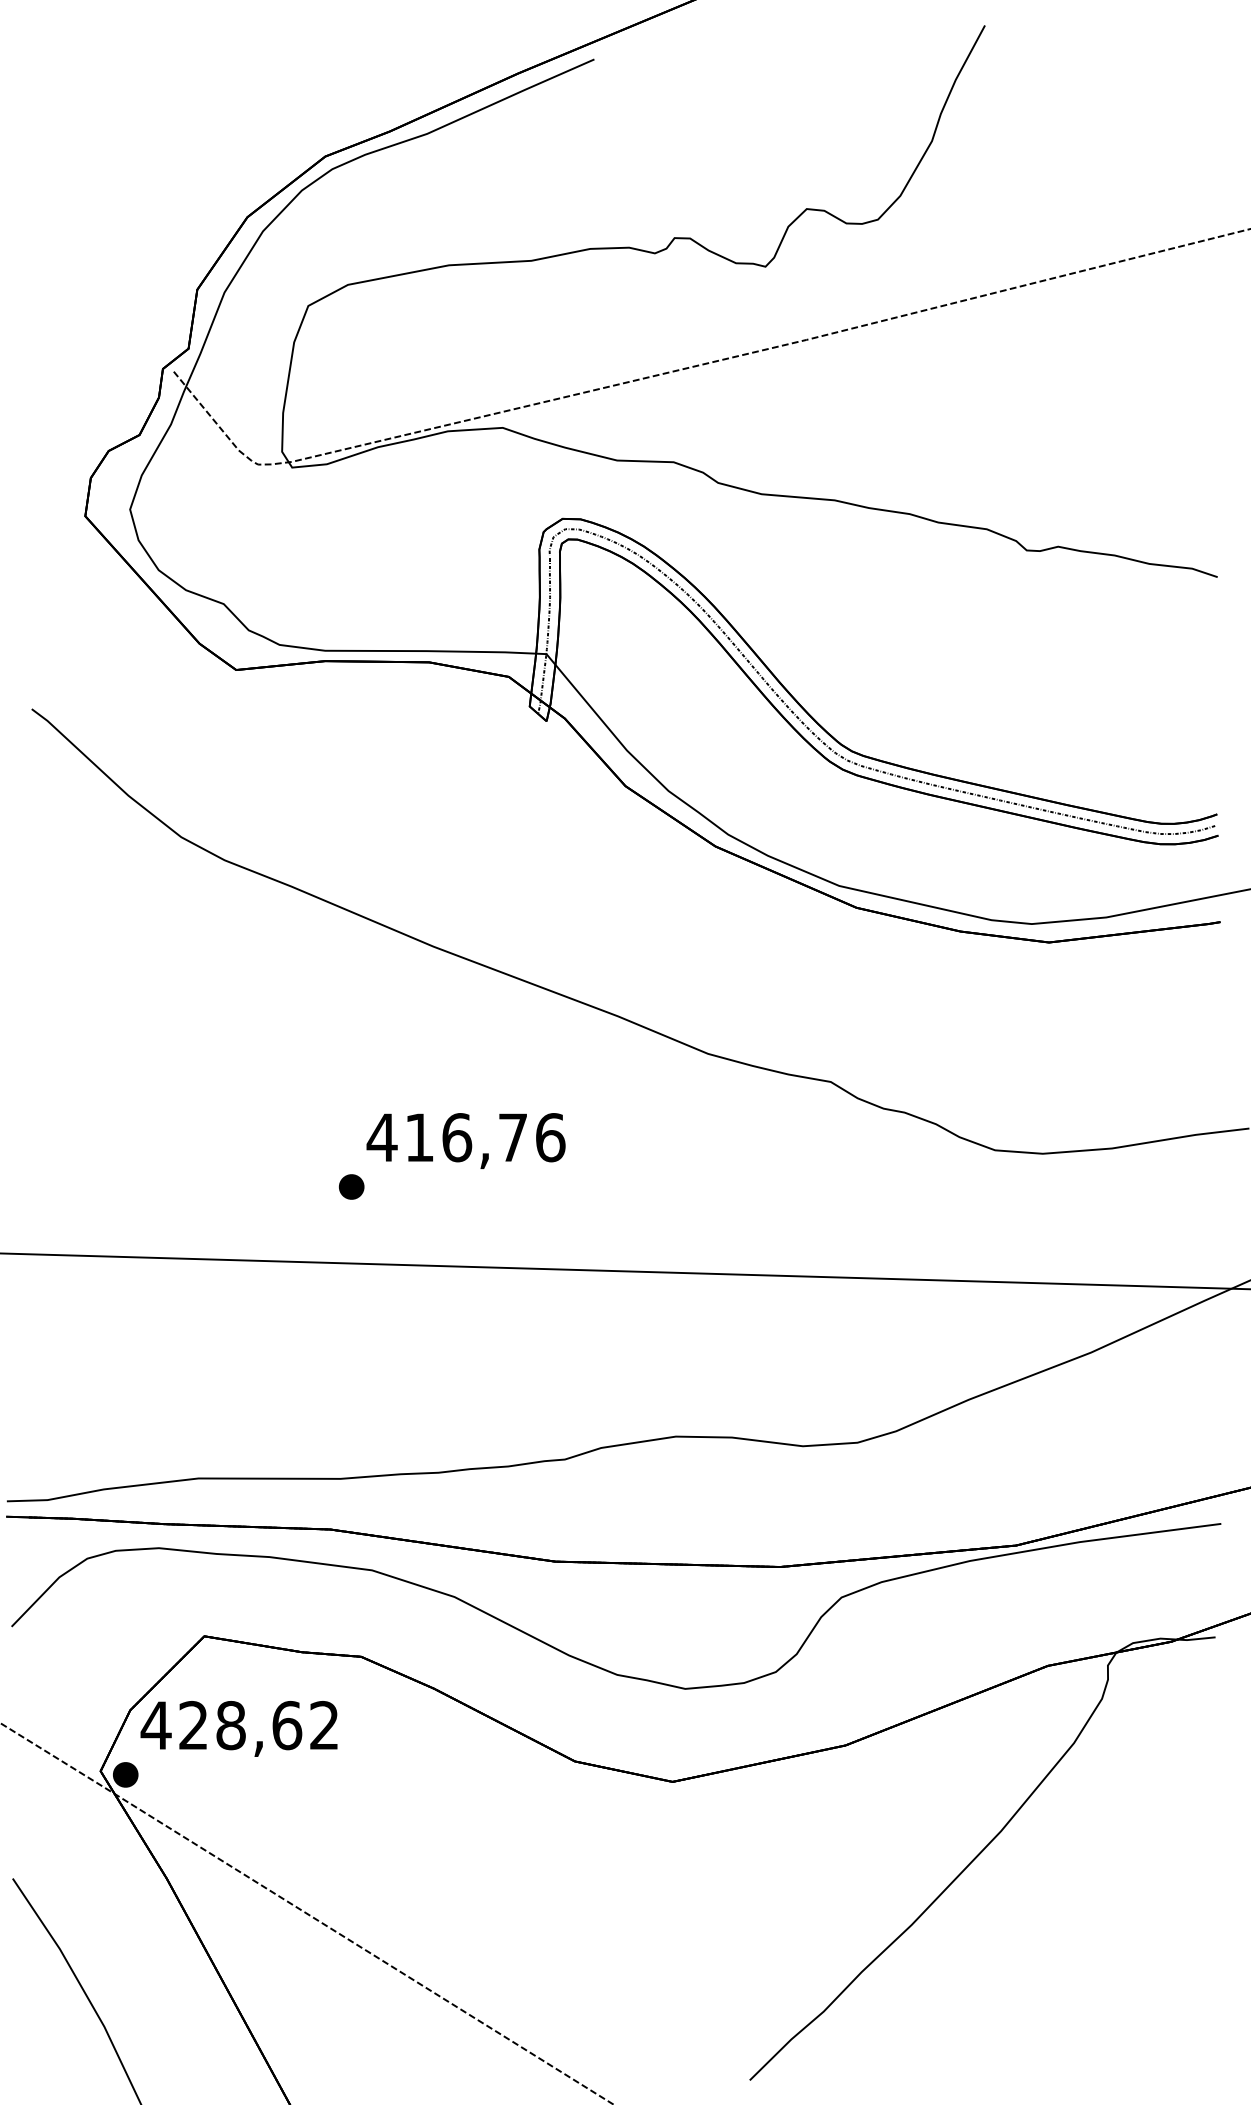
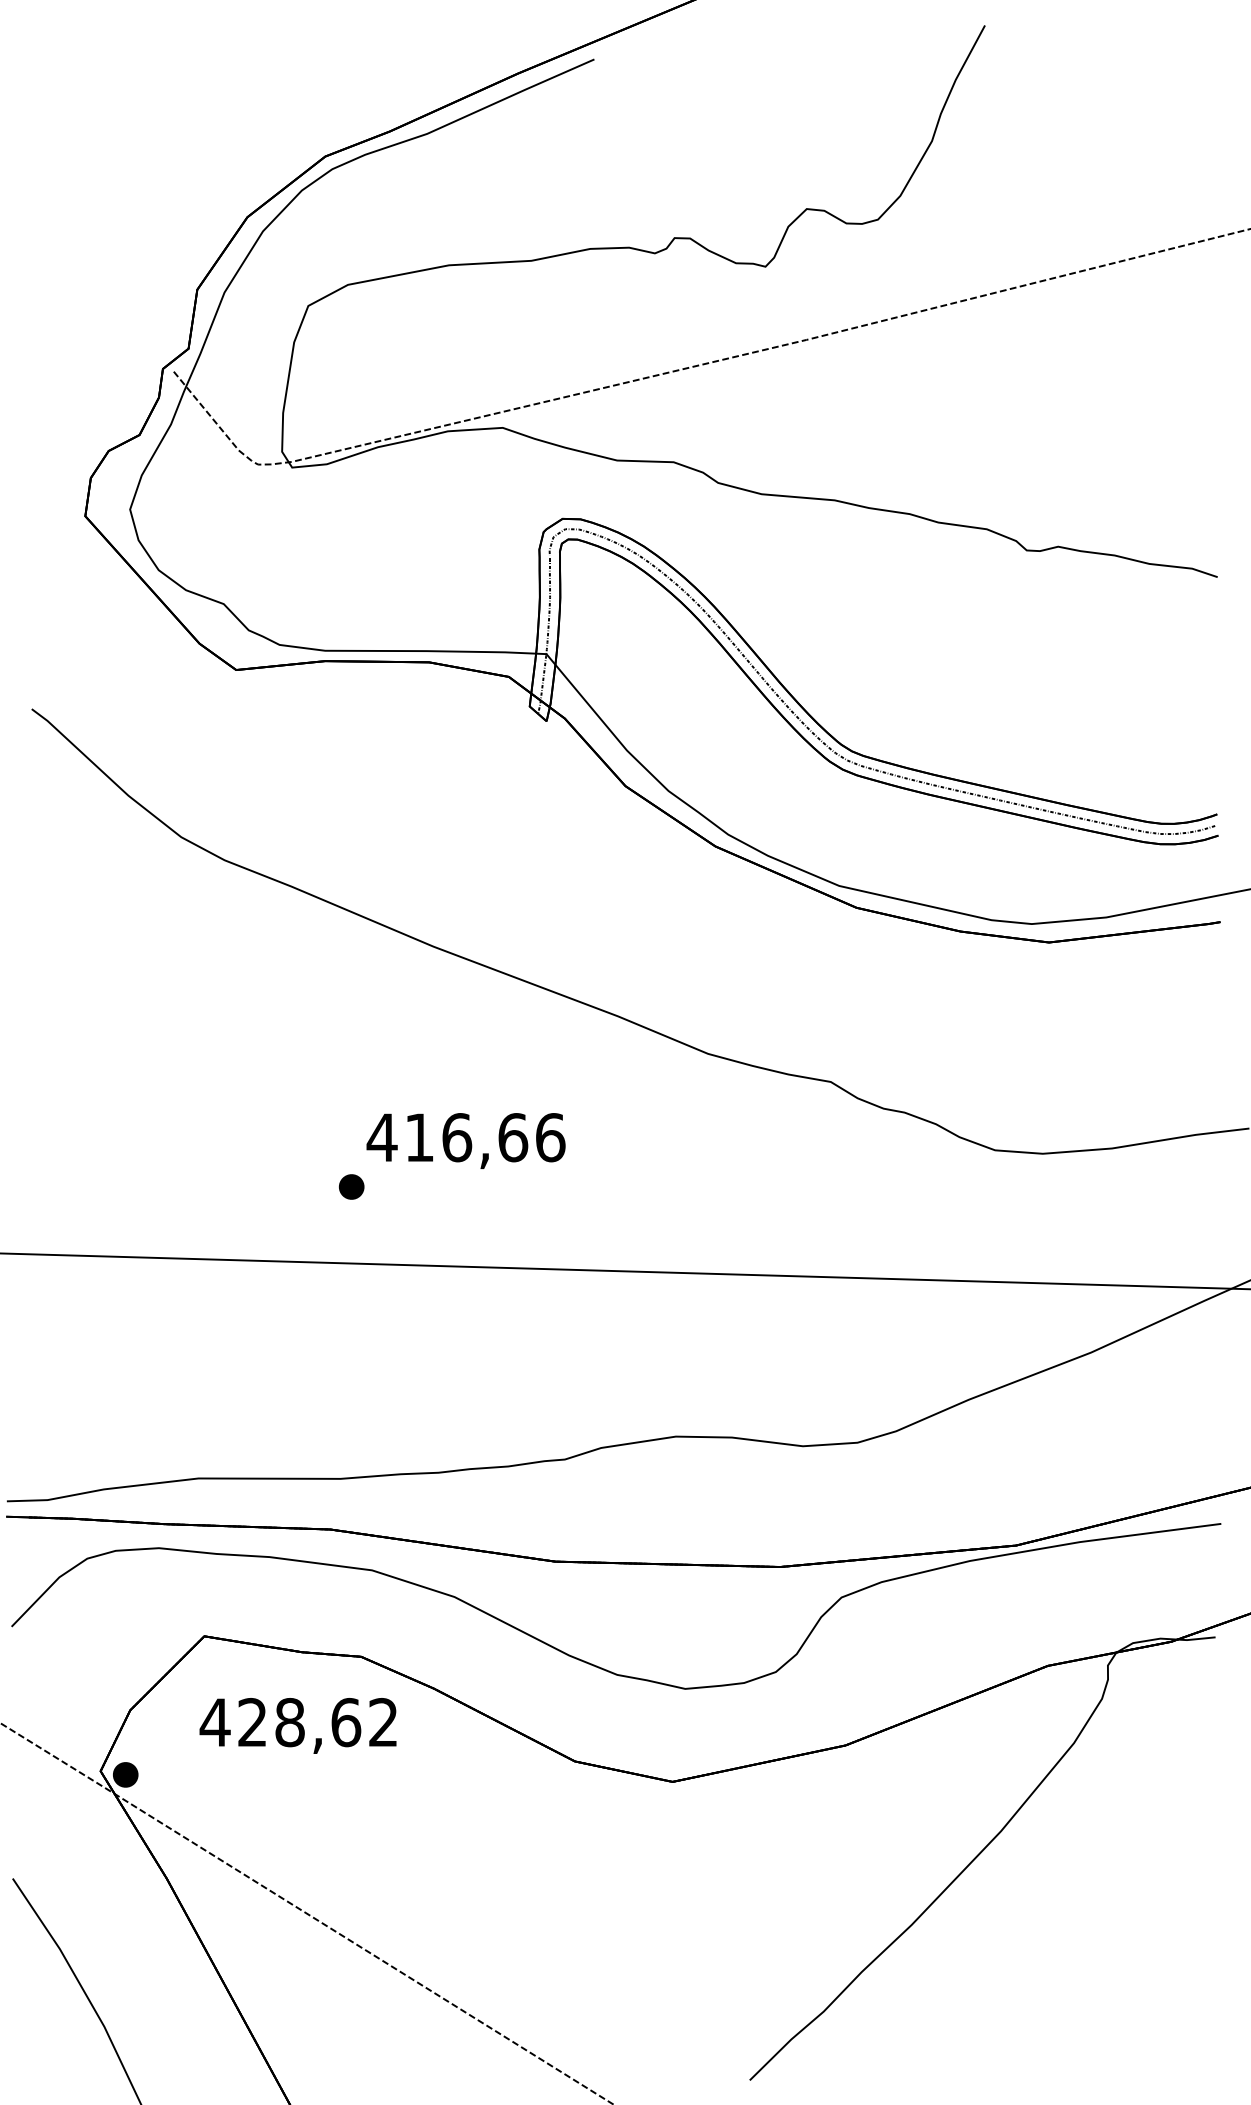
text: 416,76 -> 416,66 (513, 1137)
text position: (238, 1728) -> (297, 1725) (297, 1725)
